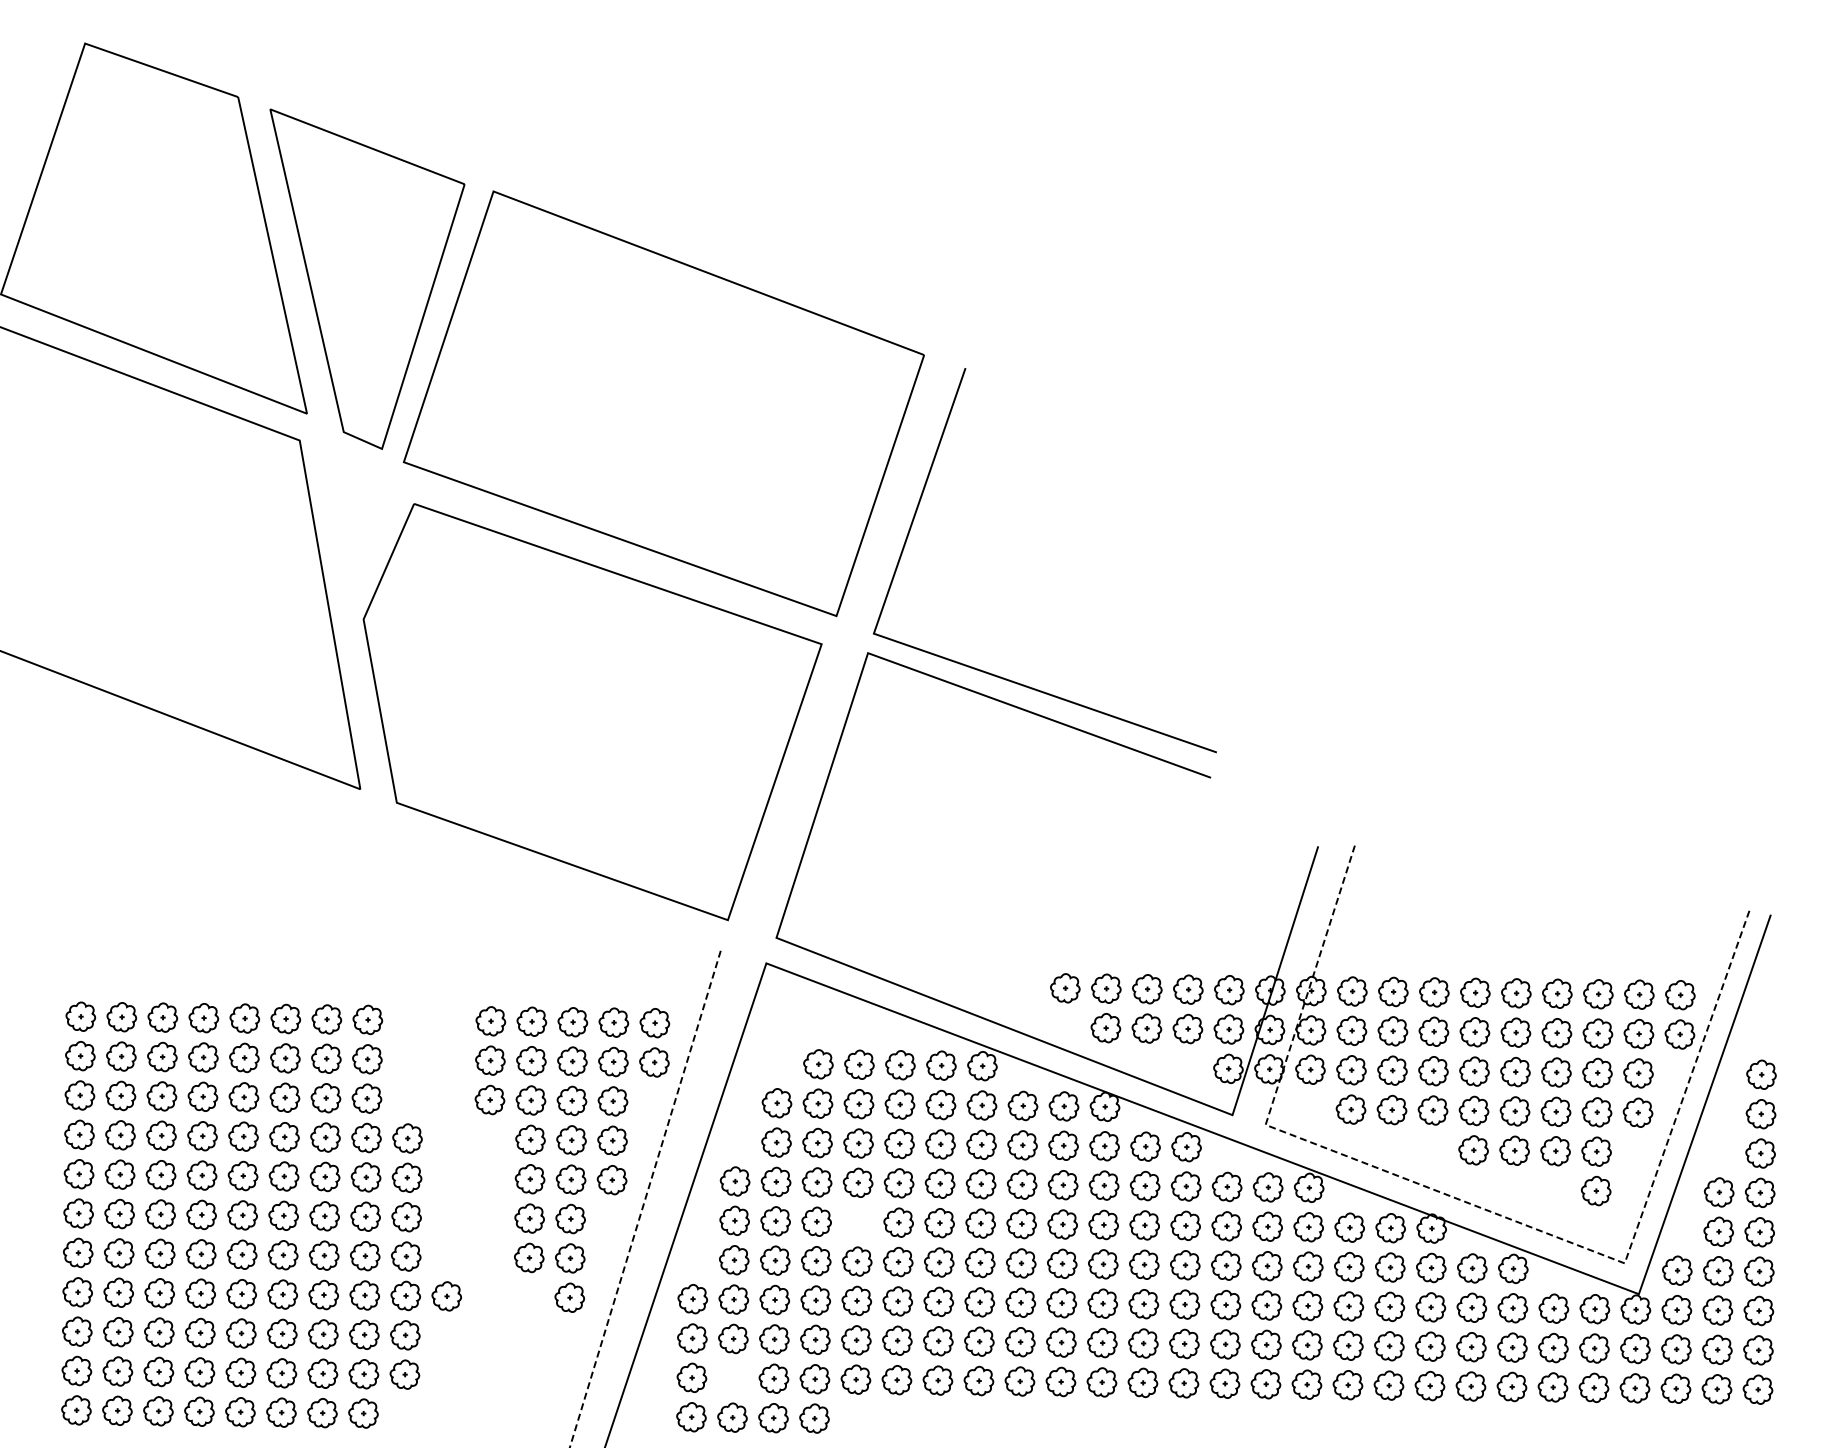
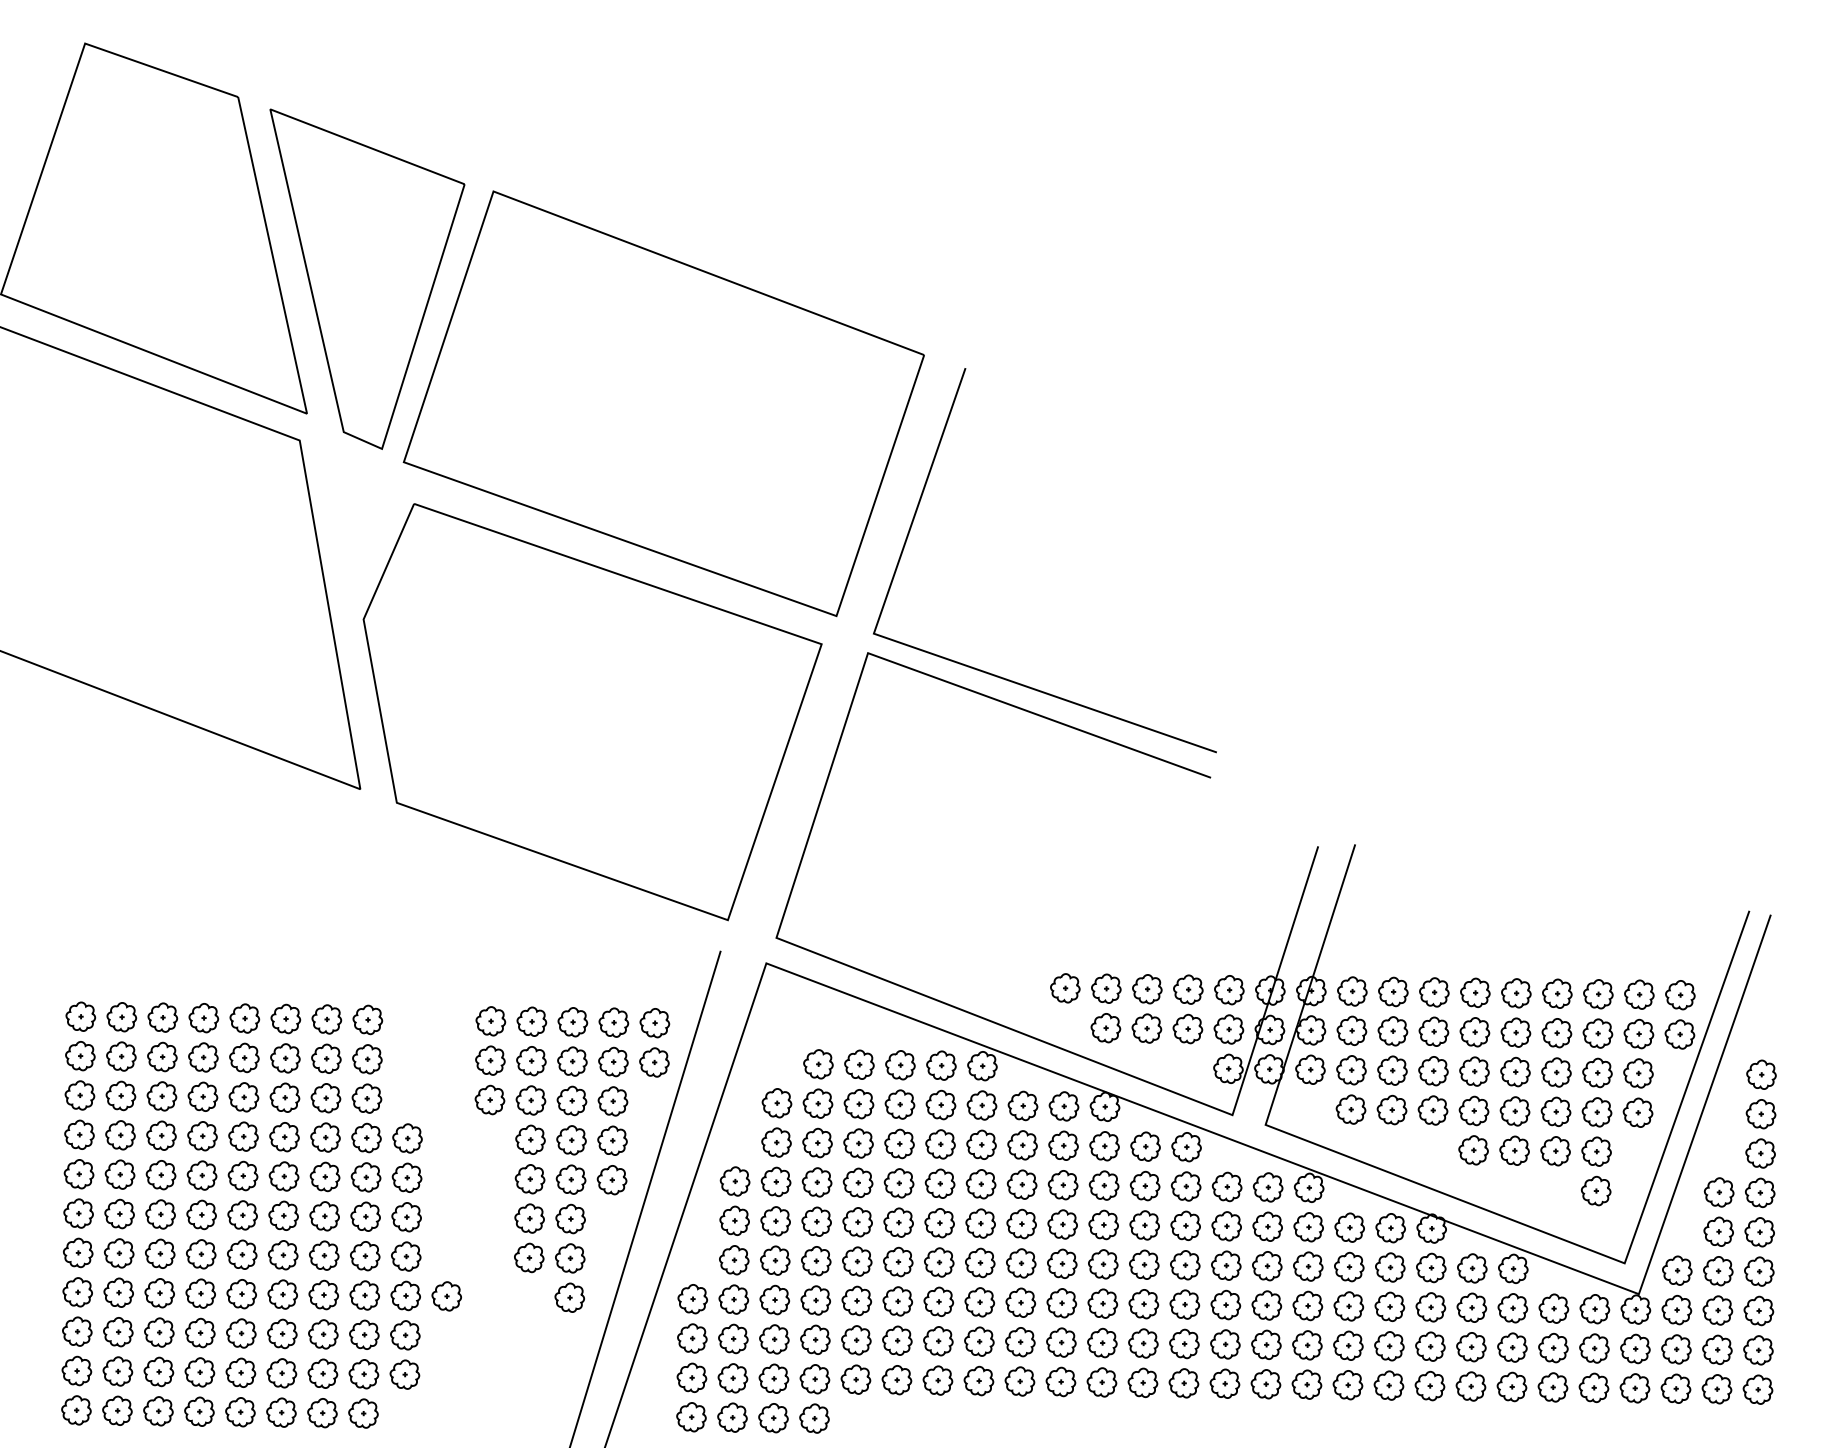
line: dashed -> solid (645, 1199)
line: dashed -> solid (1482, 1208)
part: none -> present (857, 1222)
part: none -> present (732, 1378)
